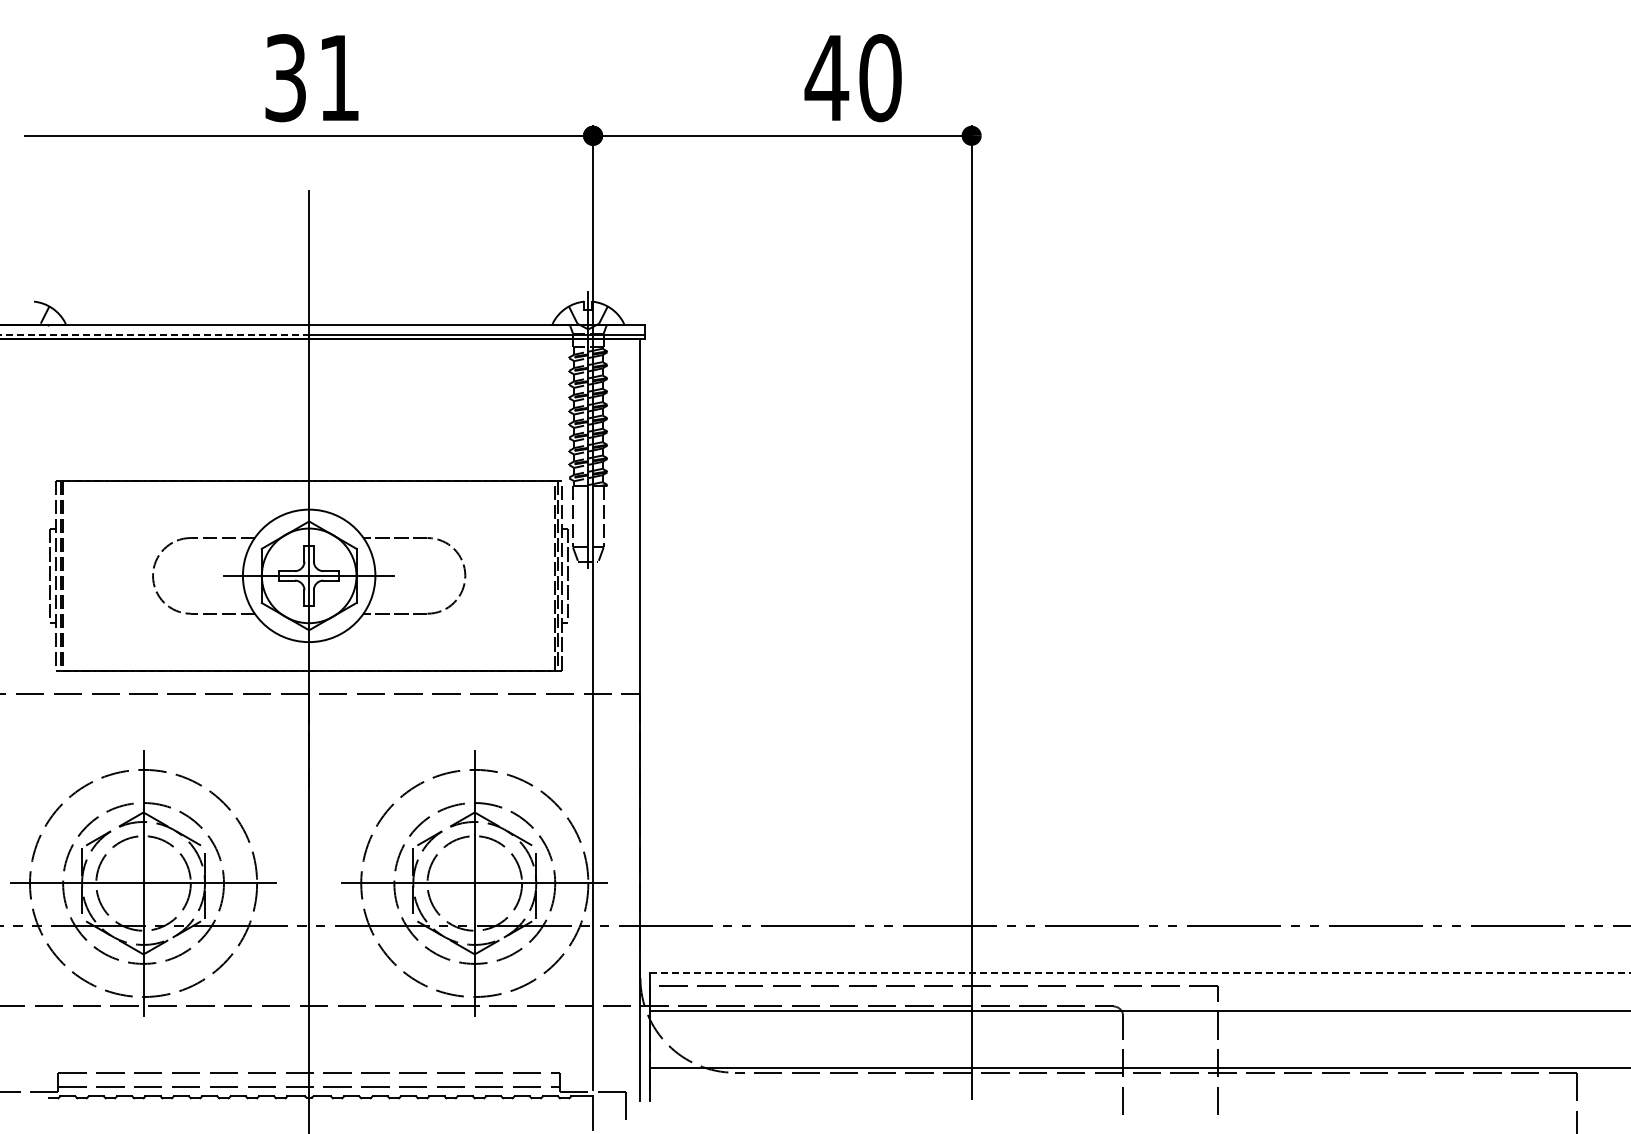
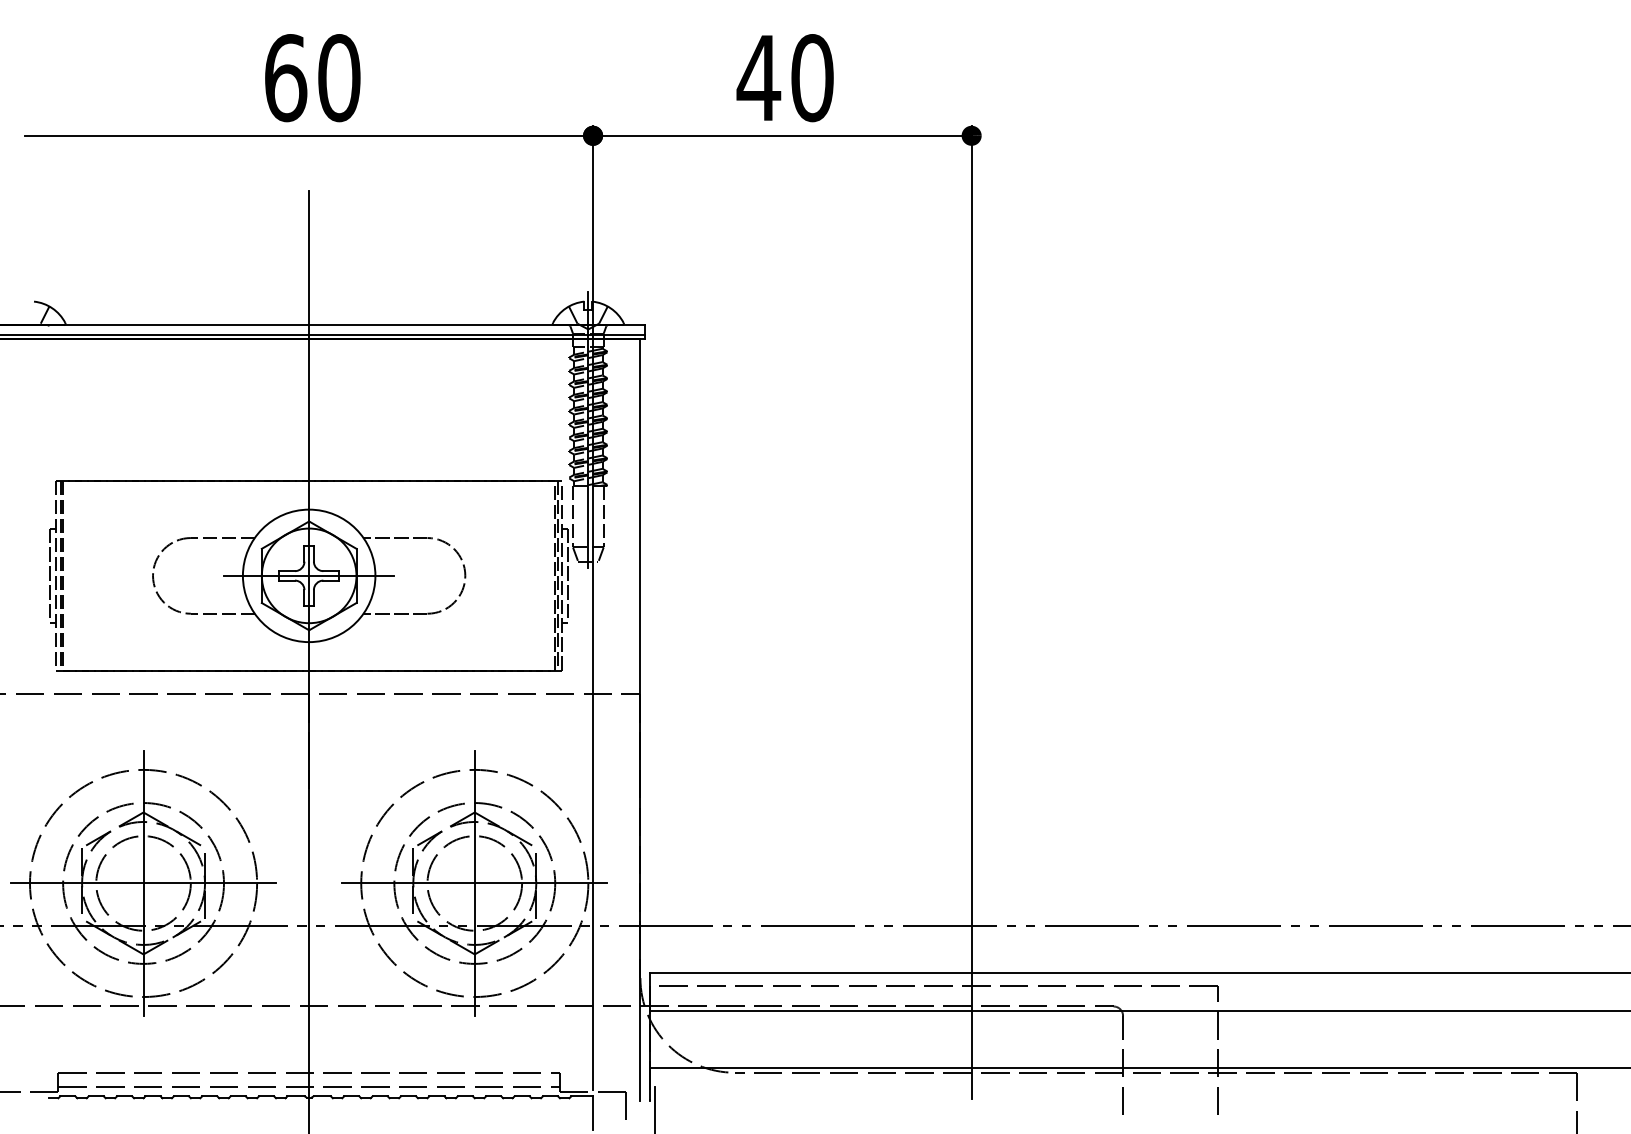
text: 31 -> 60 (312, 78)
text position: (852, 78) -> (784, 78) (784, 78)
line: dashed -> solid (155, 334)
line: dashed -> solid (1140, 973)
line: none -> present (654, 1108)
